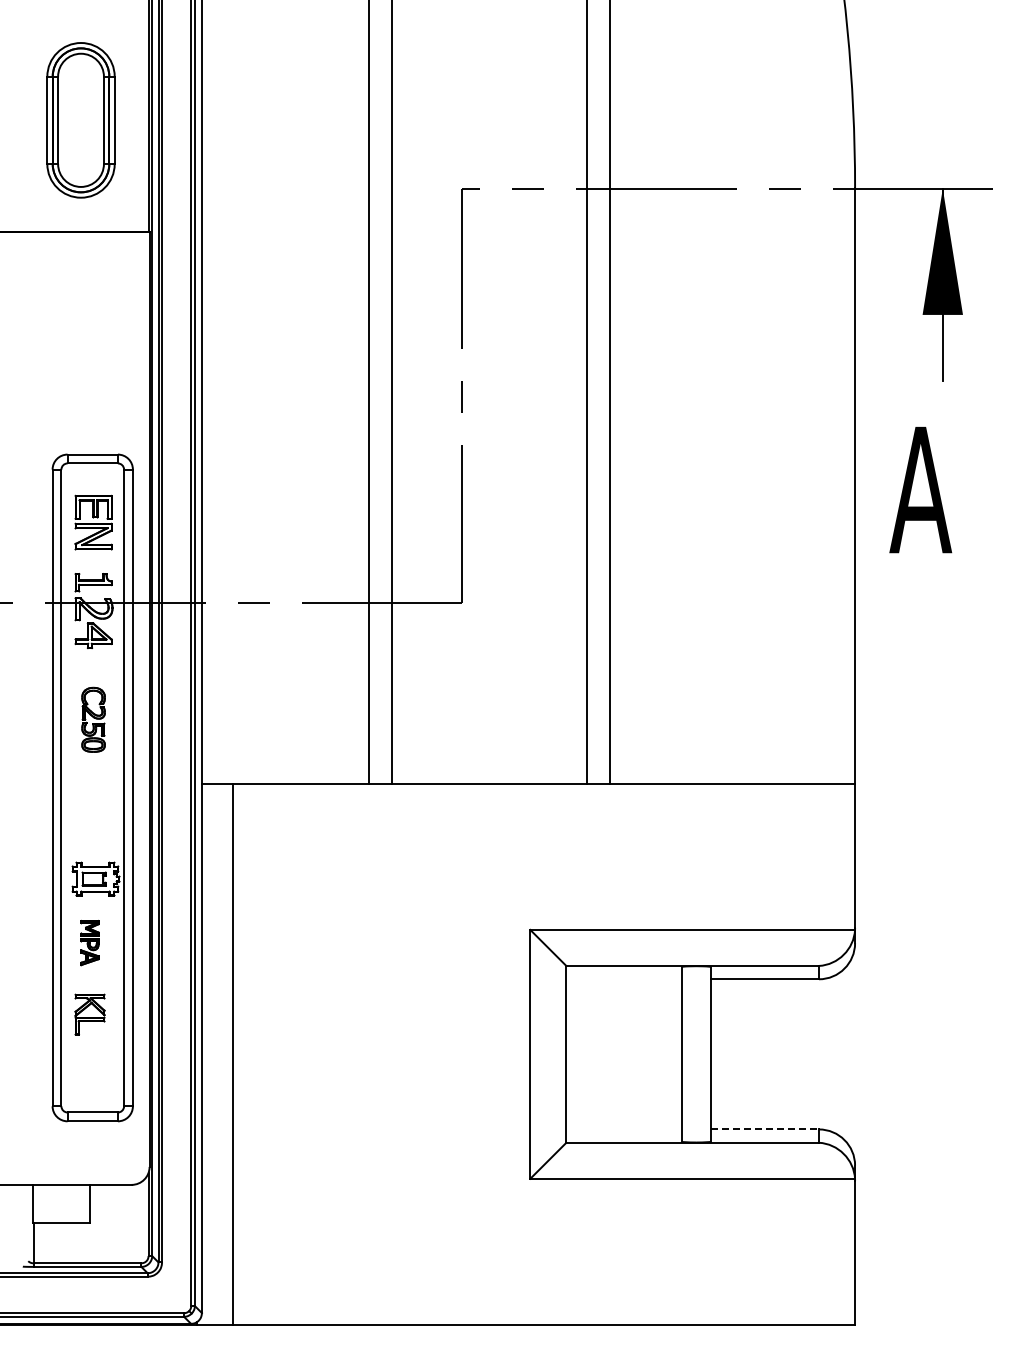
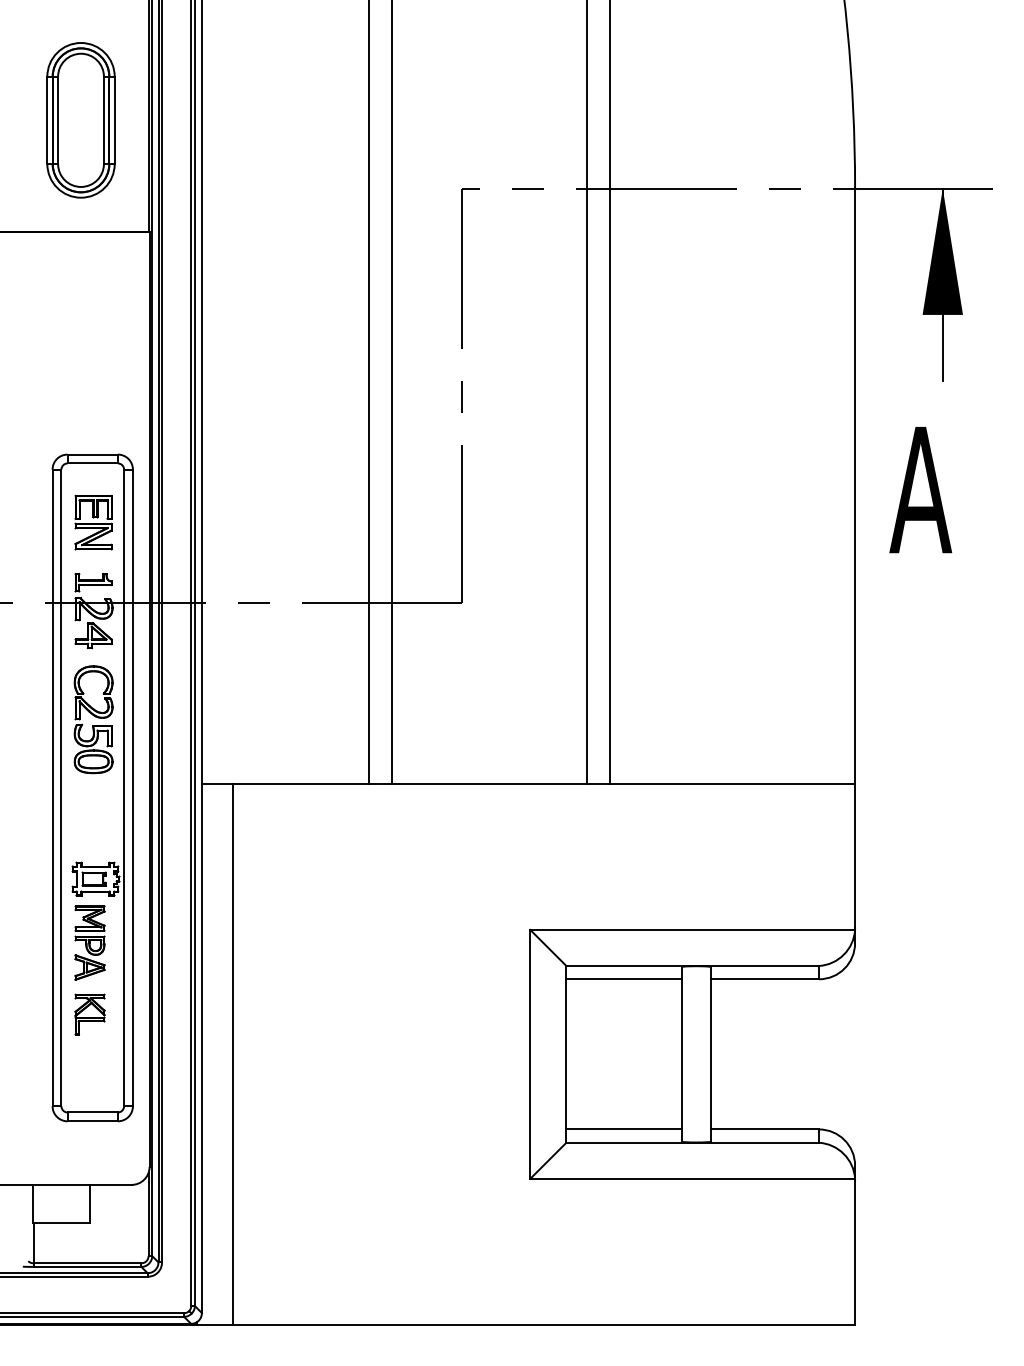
part size: 25x67 px -> 41x110 px (93, 719)
part size: 20x47 px -> 32x76 px (89, 942)
line: none -> present (623, 979)
line: none -> present (623, 1129)
line: dashed -> solid (765, 1129)
